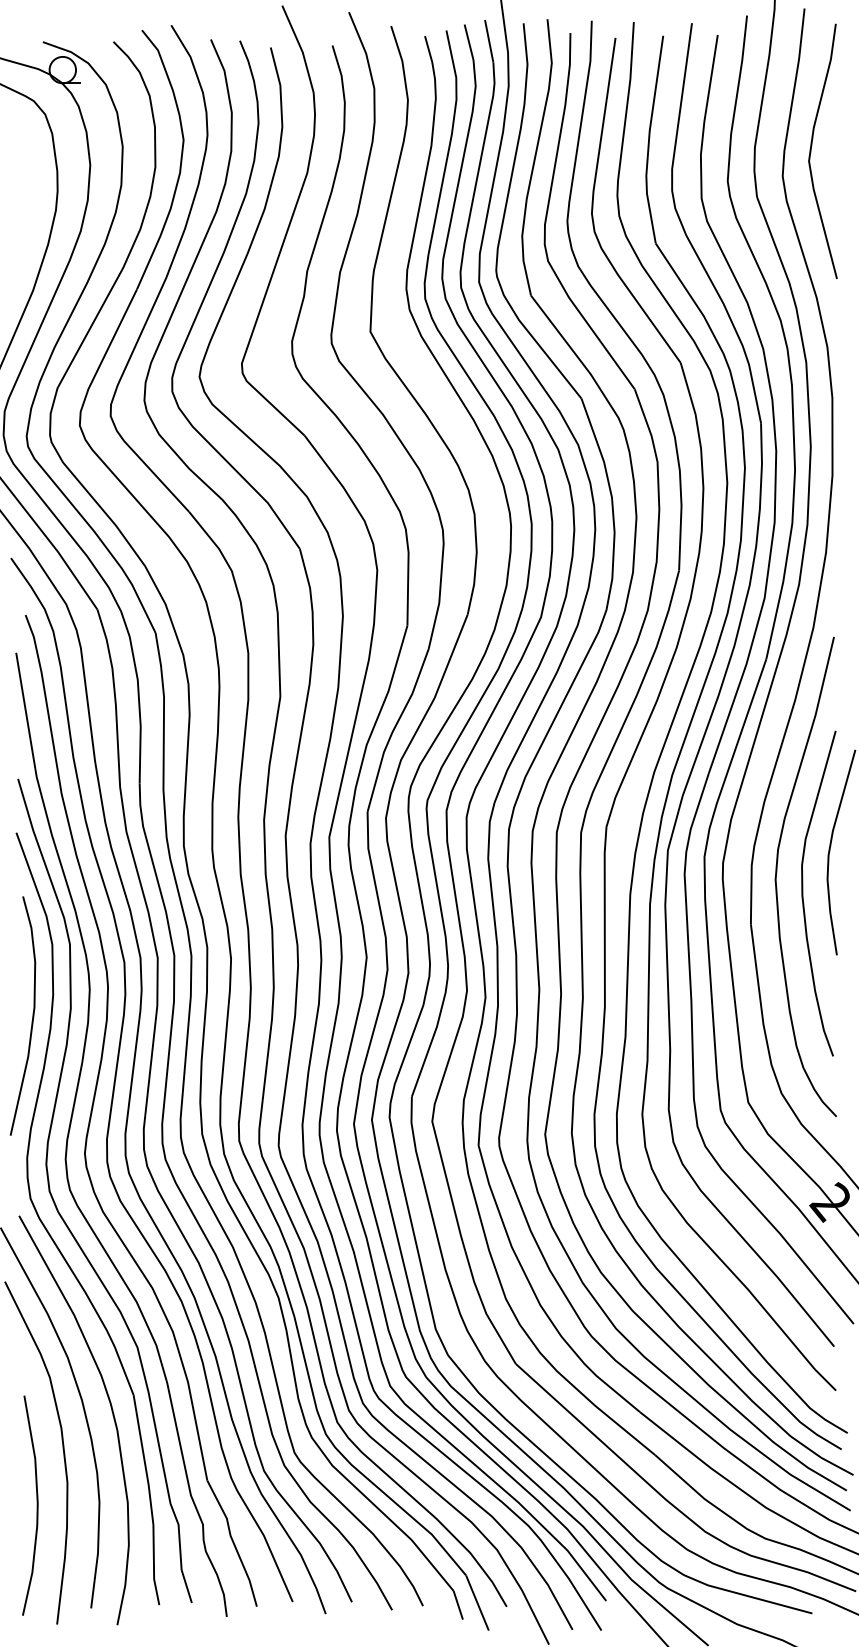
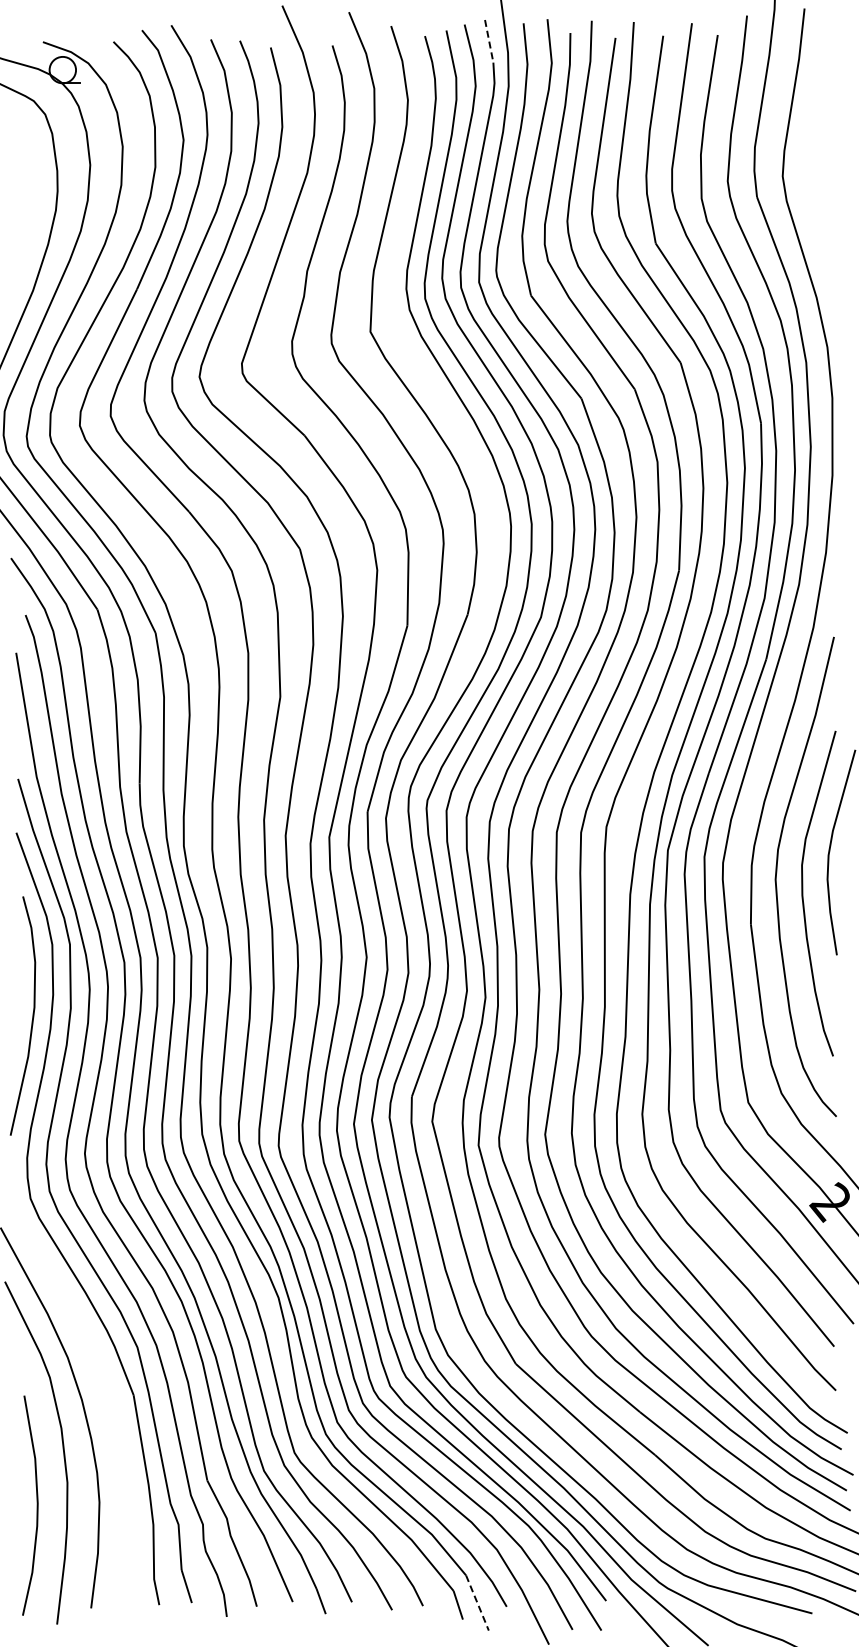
line: solid -> dashed (489, 41)
curve: present -> none (811, 151)
curve: present -> none (111, 1411)
line: solid -> dashed (477, 1603)
